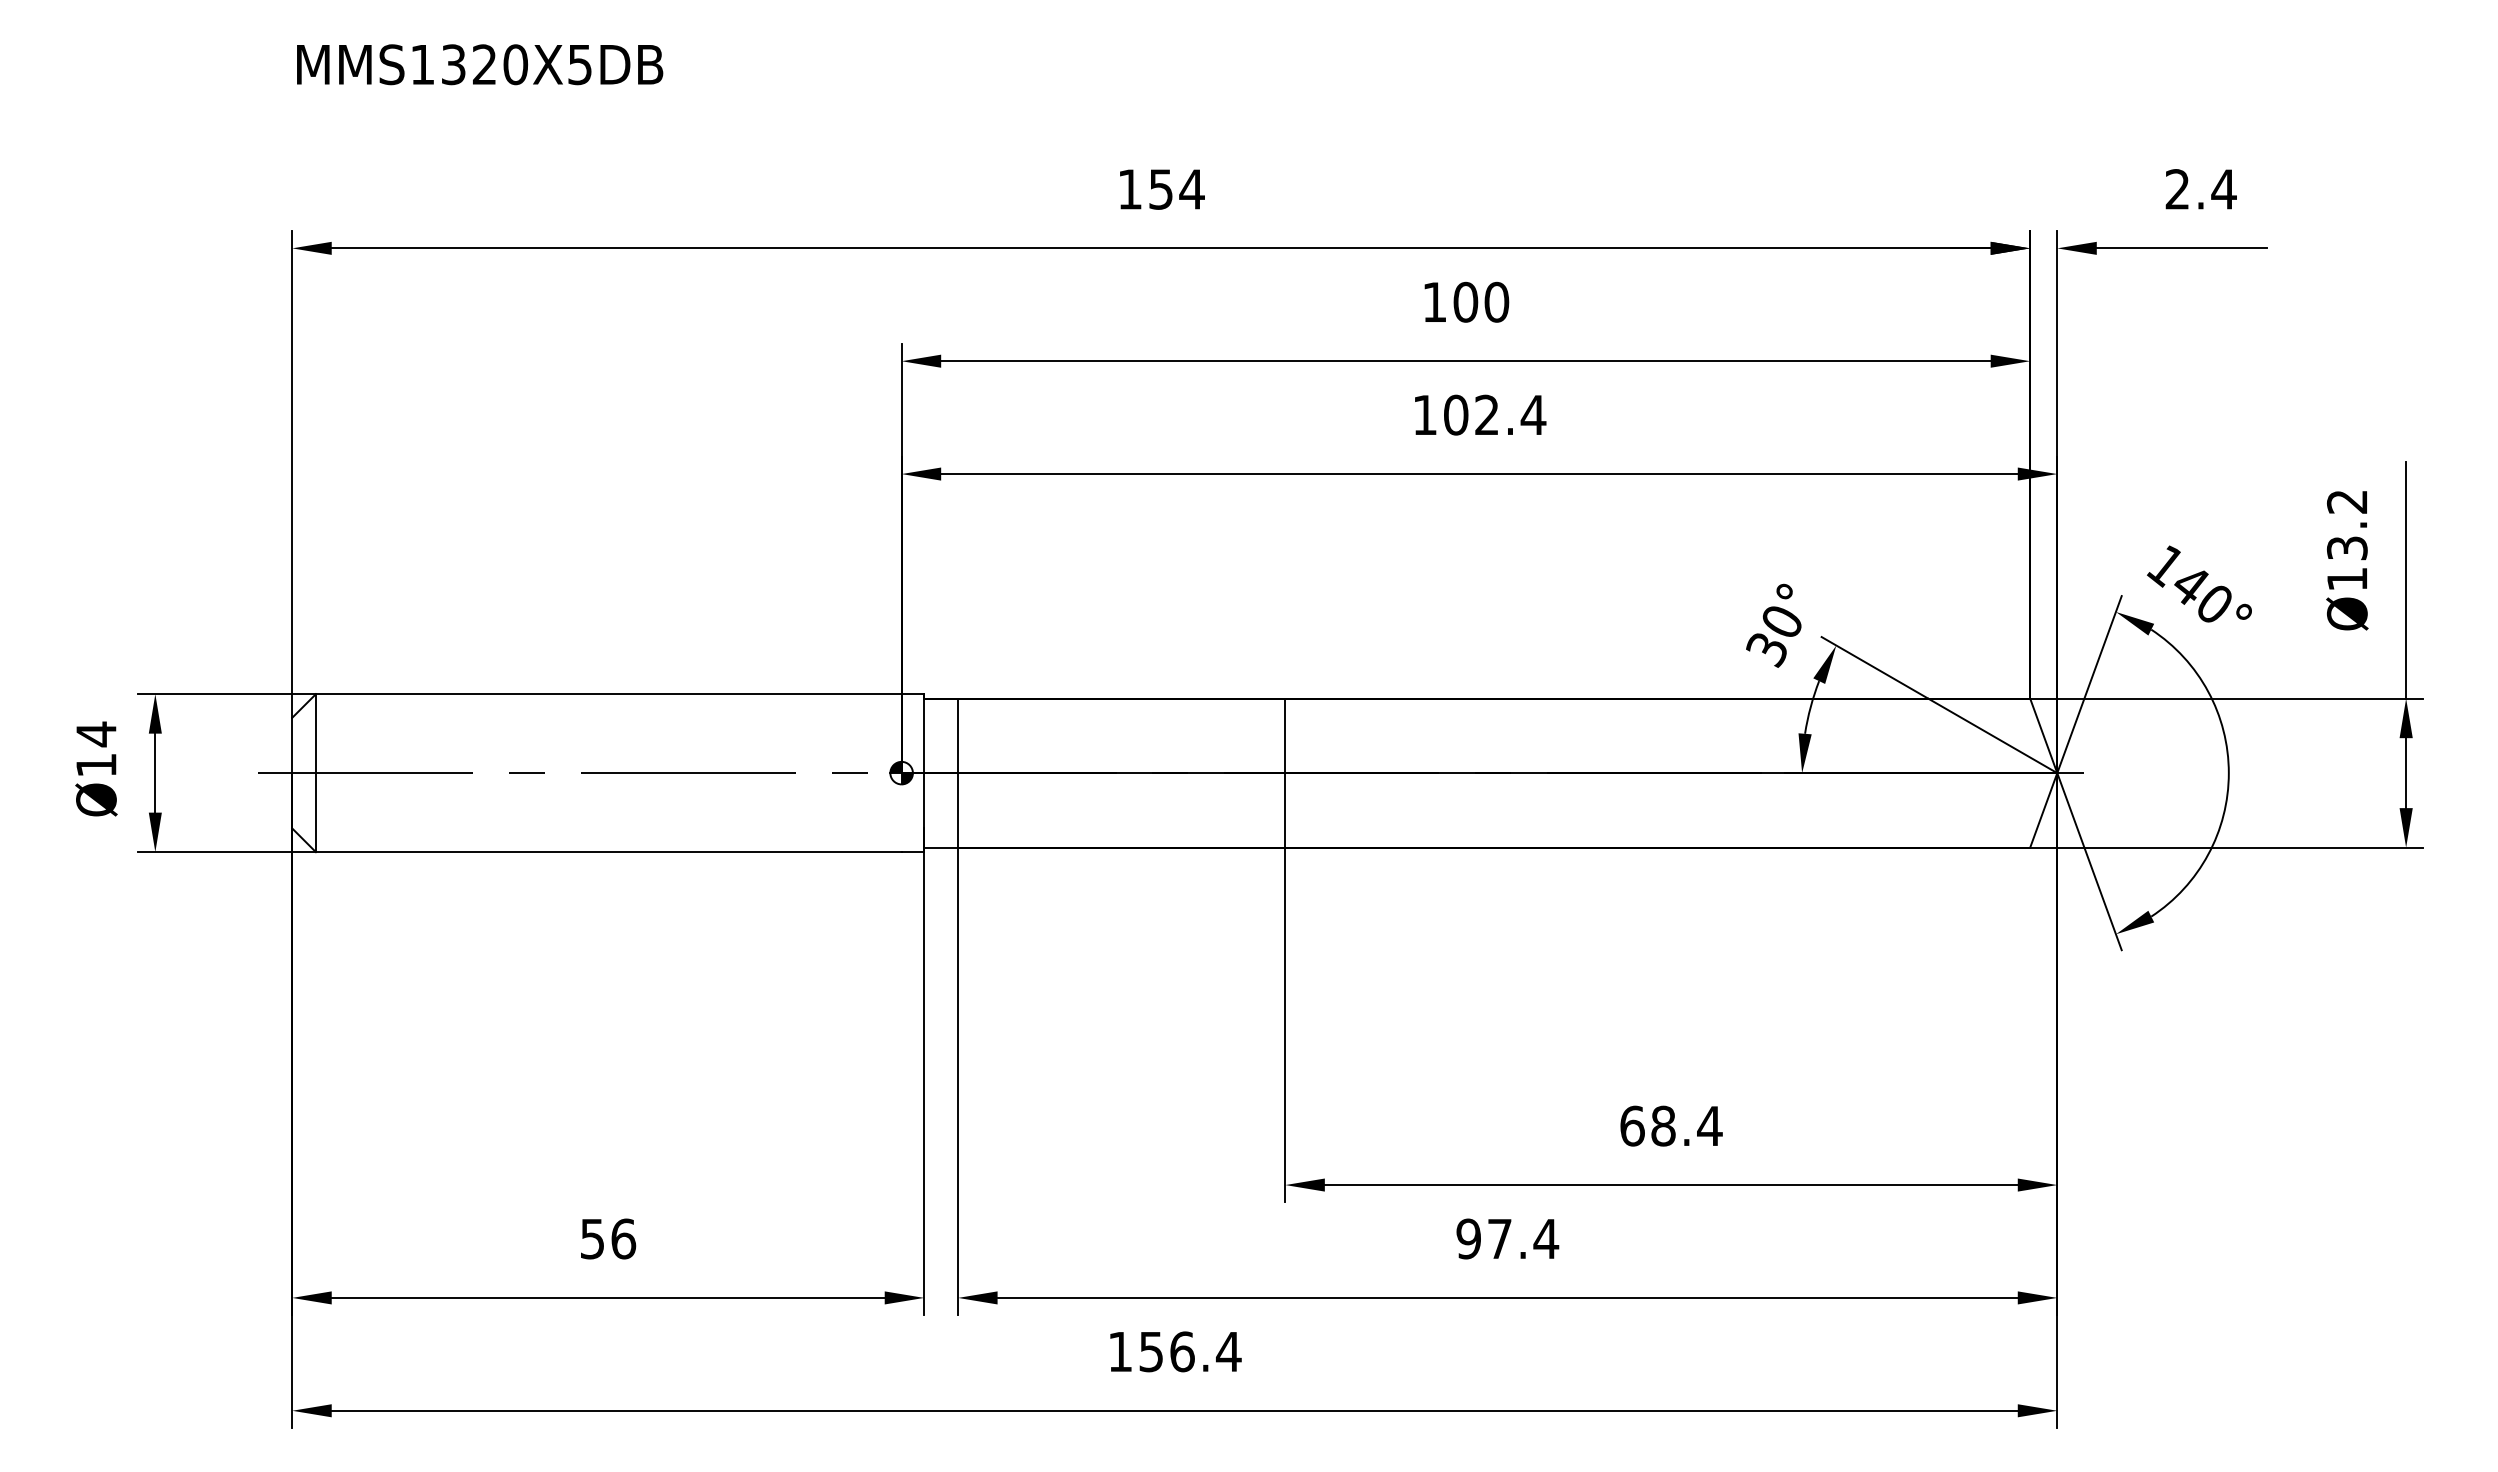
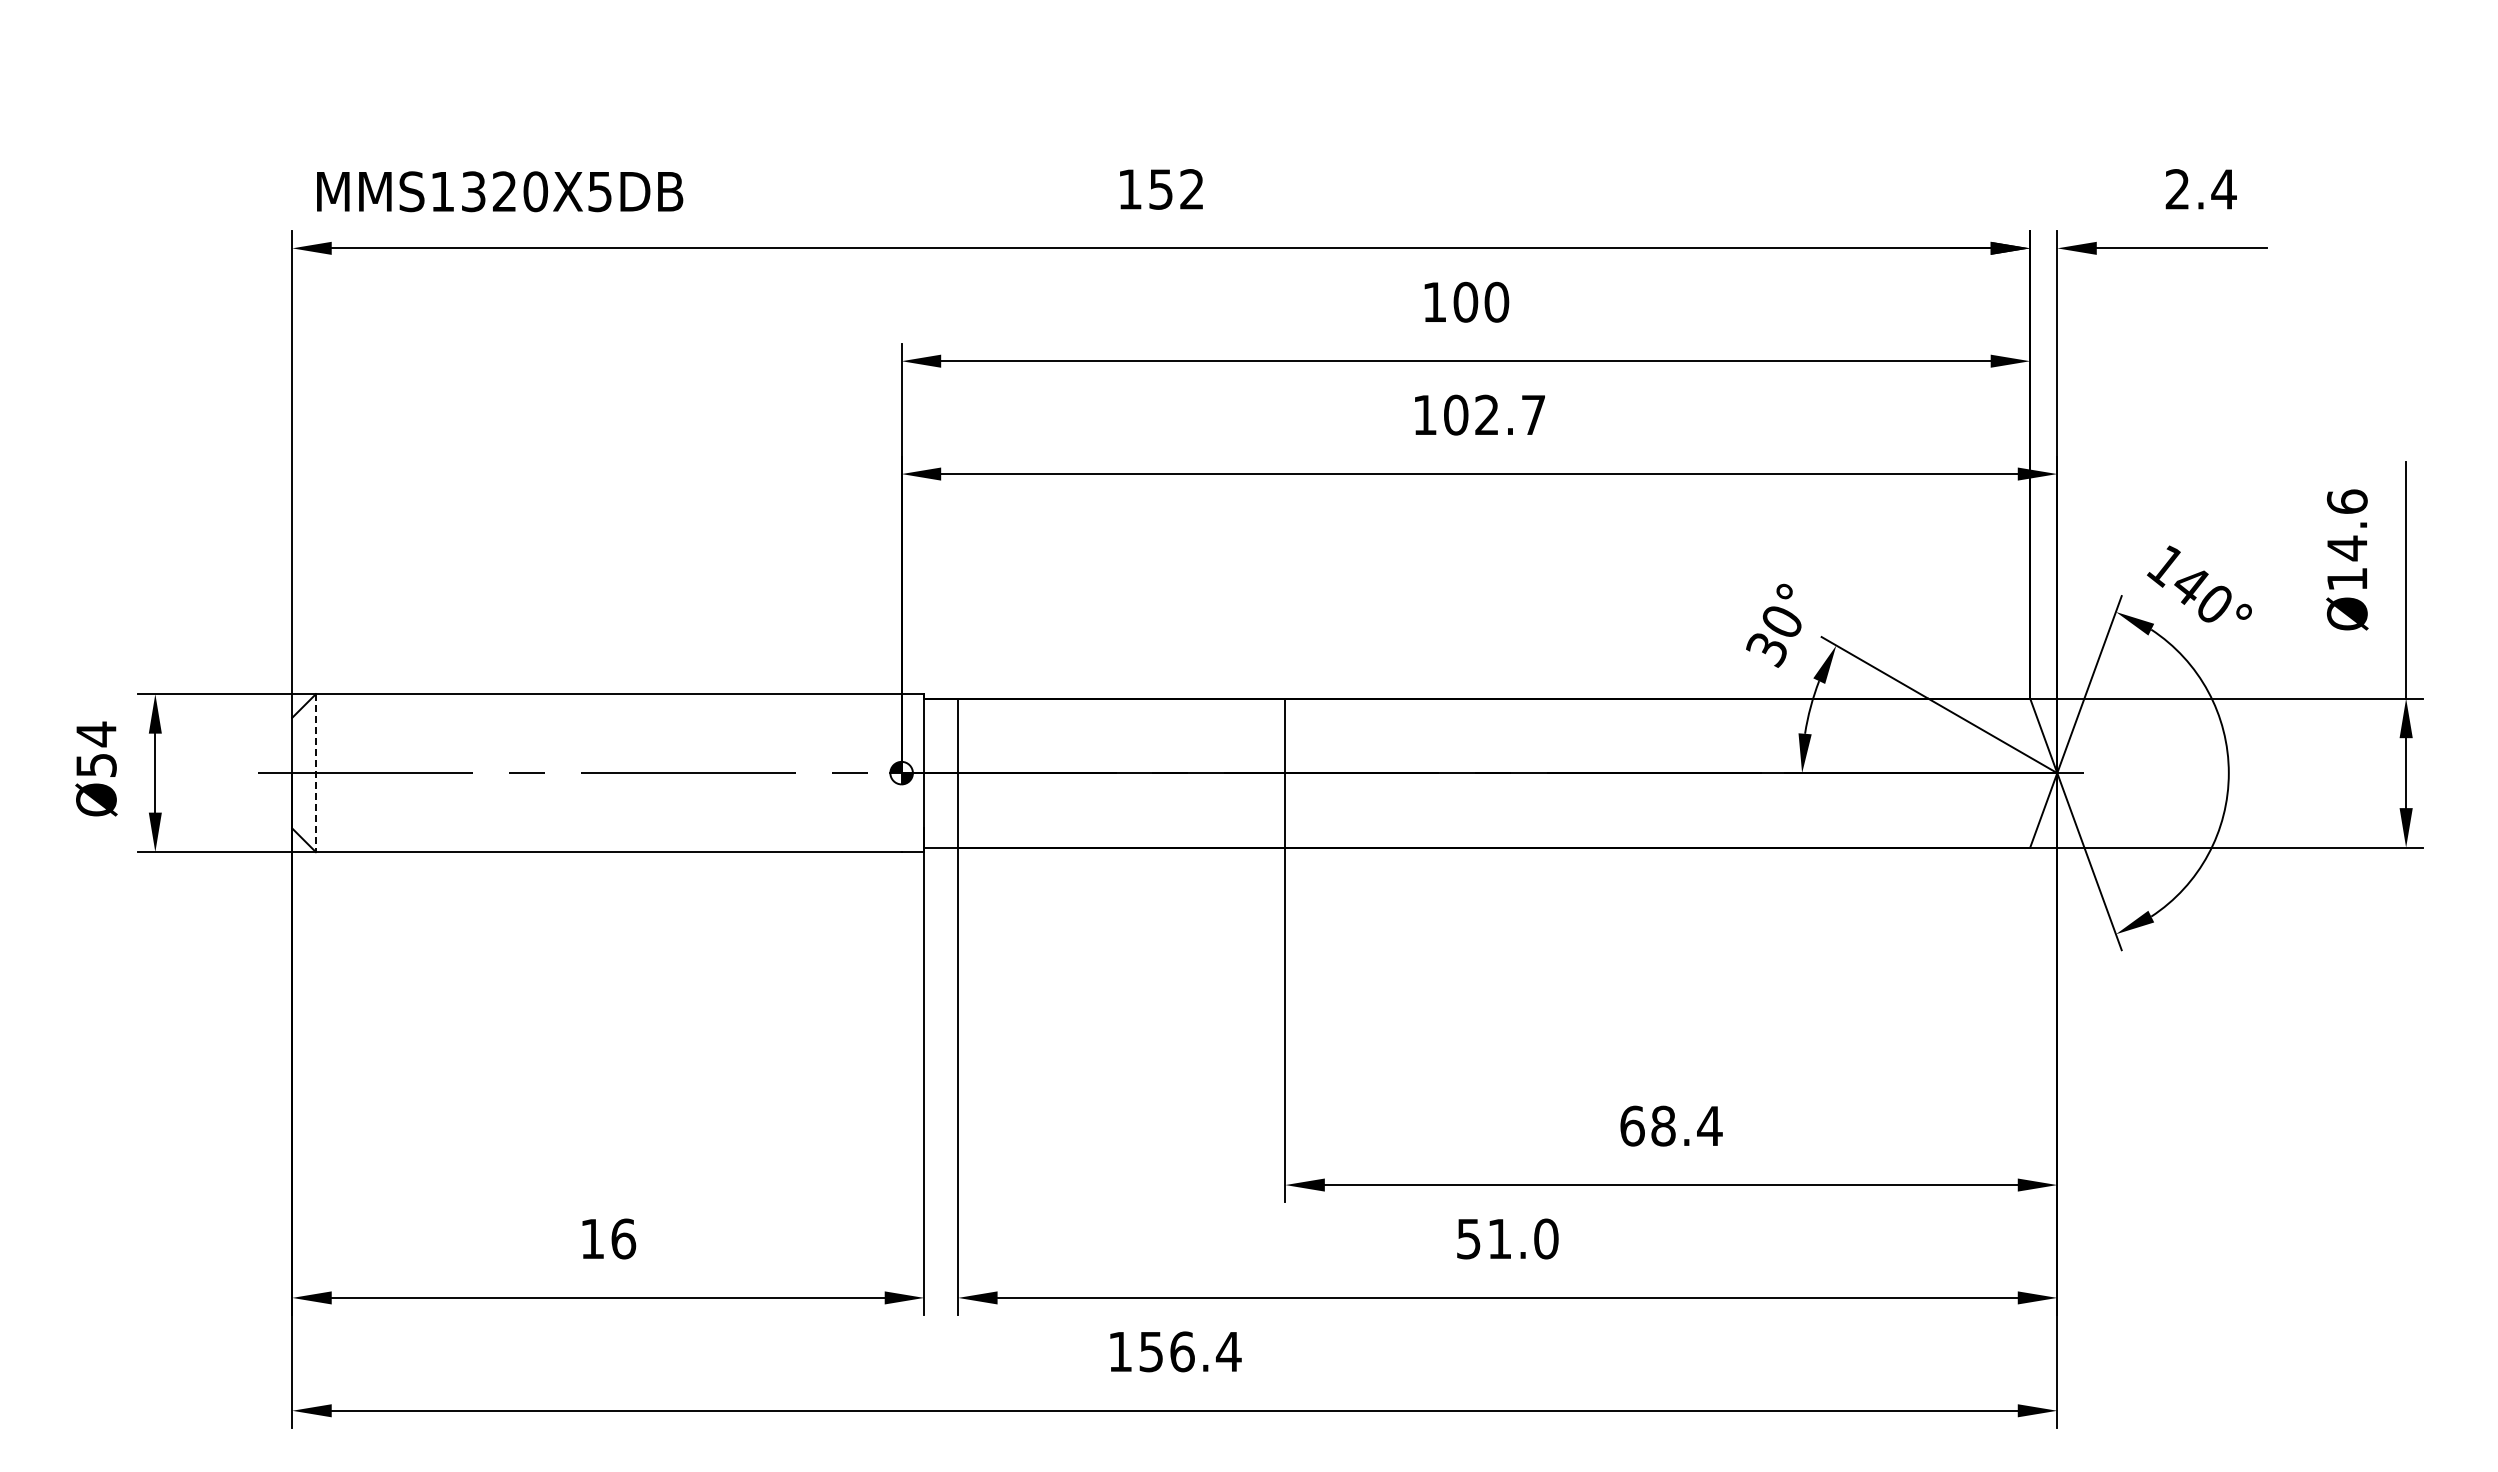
text position: (480, 64) -> (500, 191) (500, 191)
text: 154 -> 152 (1191, 189)
text: 102.4 -> 102.7 (1533, 414)
text: Ø13.2 -> Ø14.6 (2346, 525)
text: Ø14 -> Ø54 (96, 765)
line: solid -> dashed (315, 773)
text: 97.4 -> 51.0 (1507, 1238)
text: 56 -> 16 (592, 1239)
